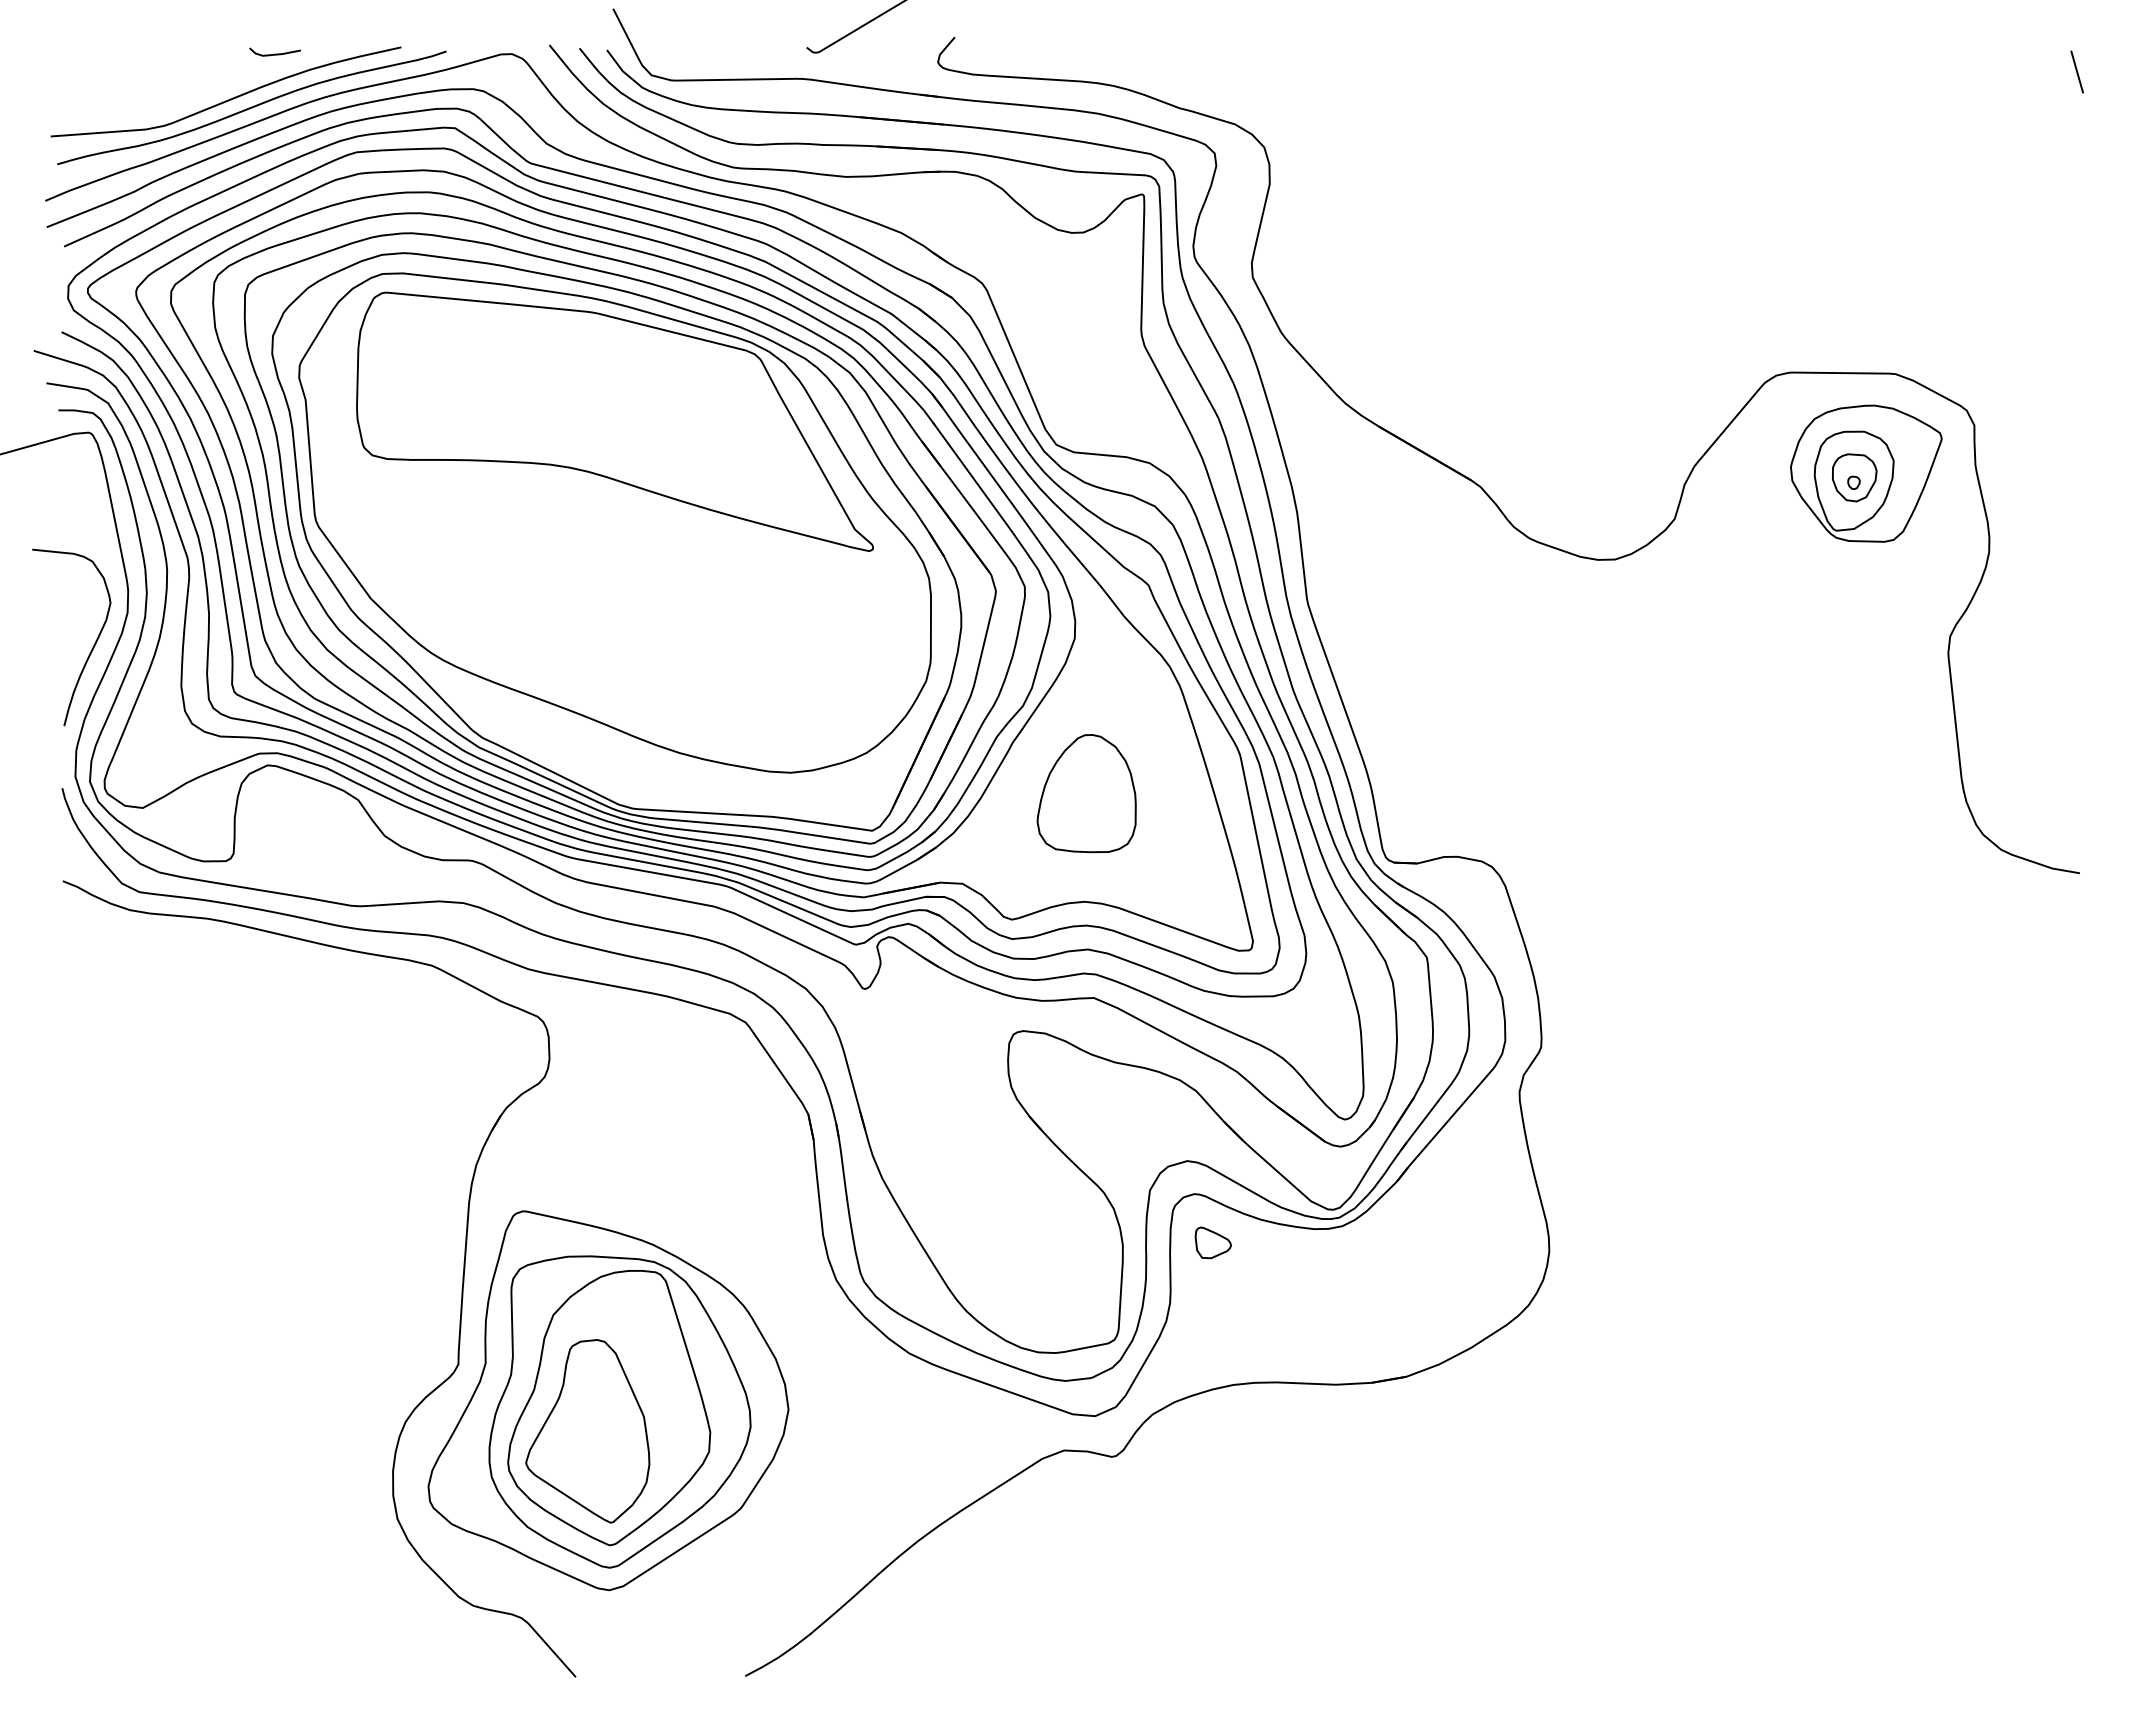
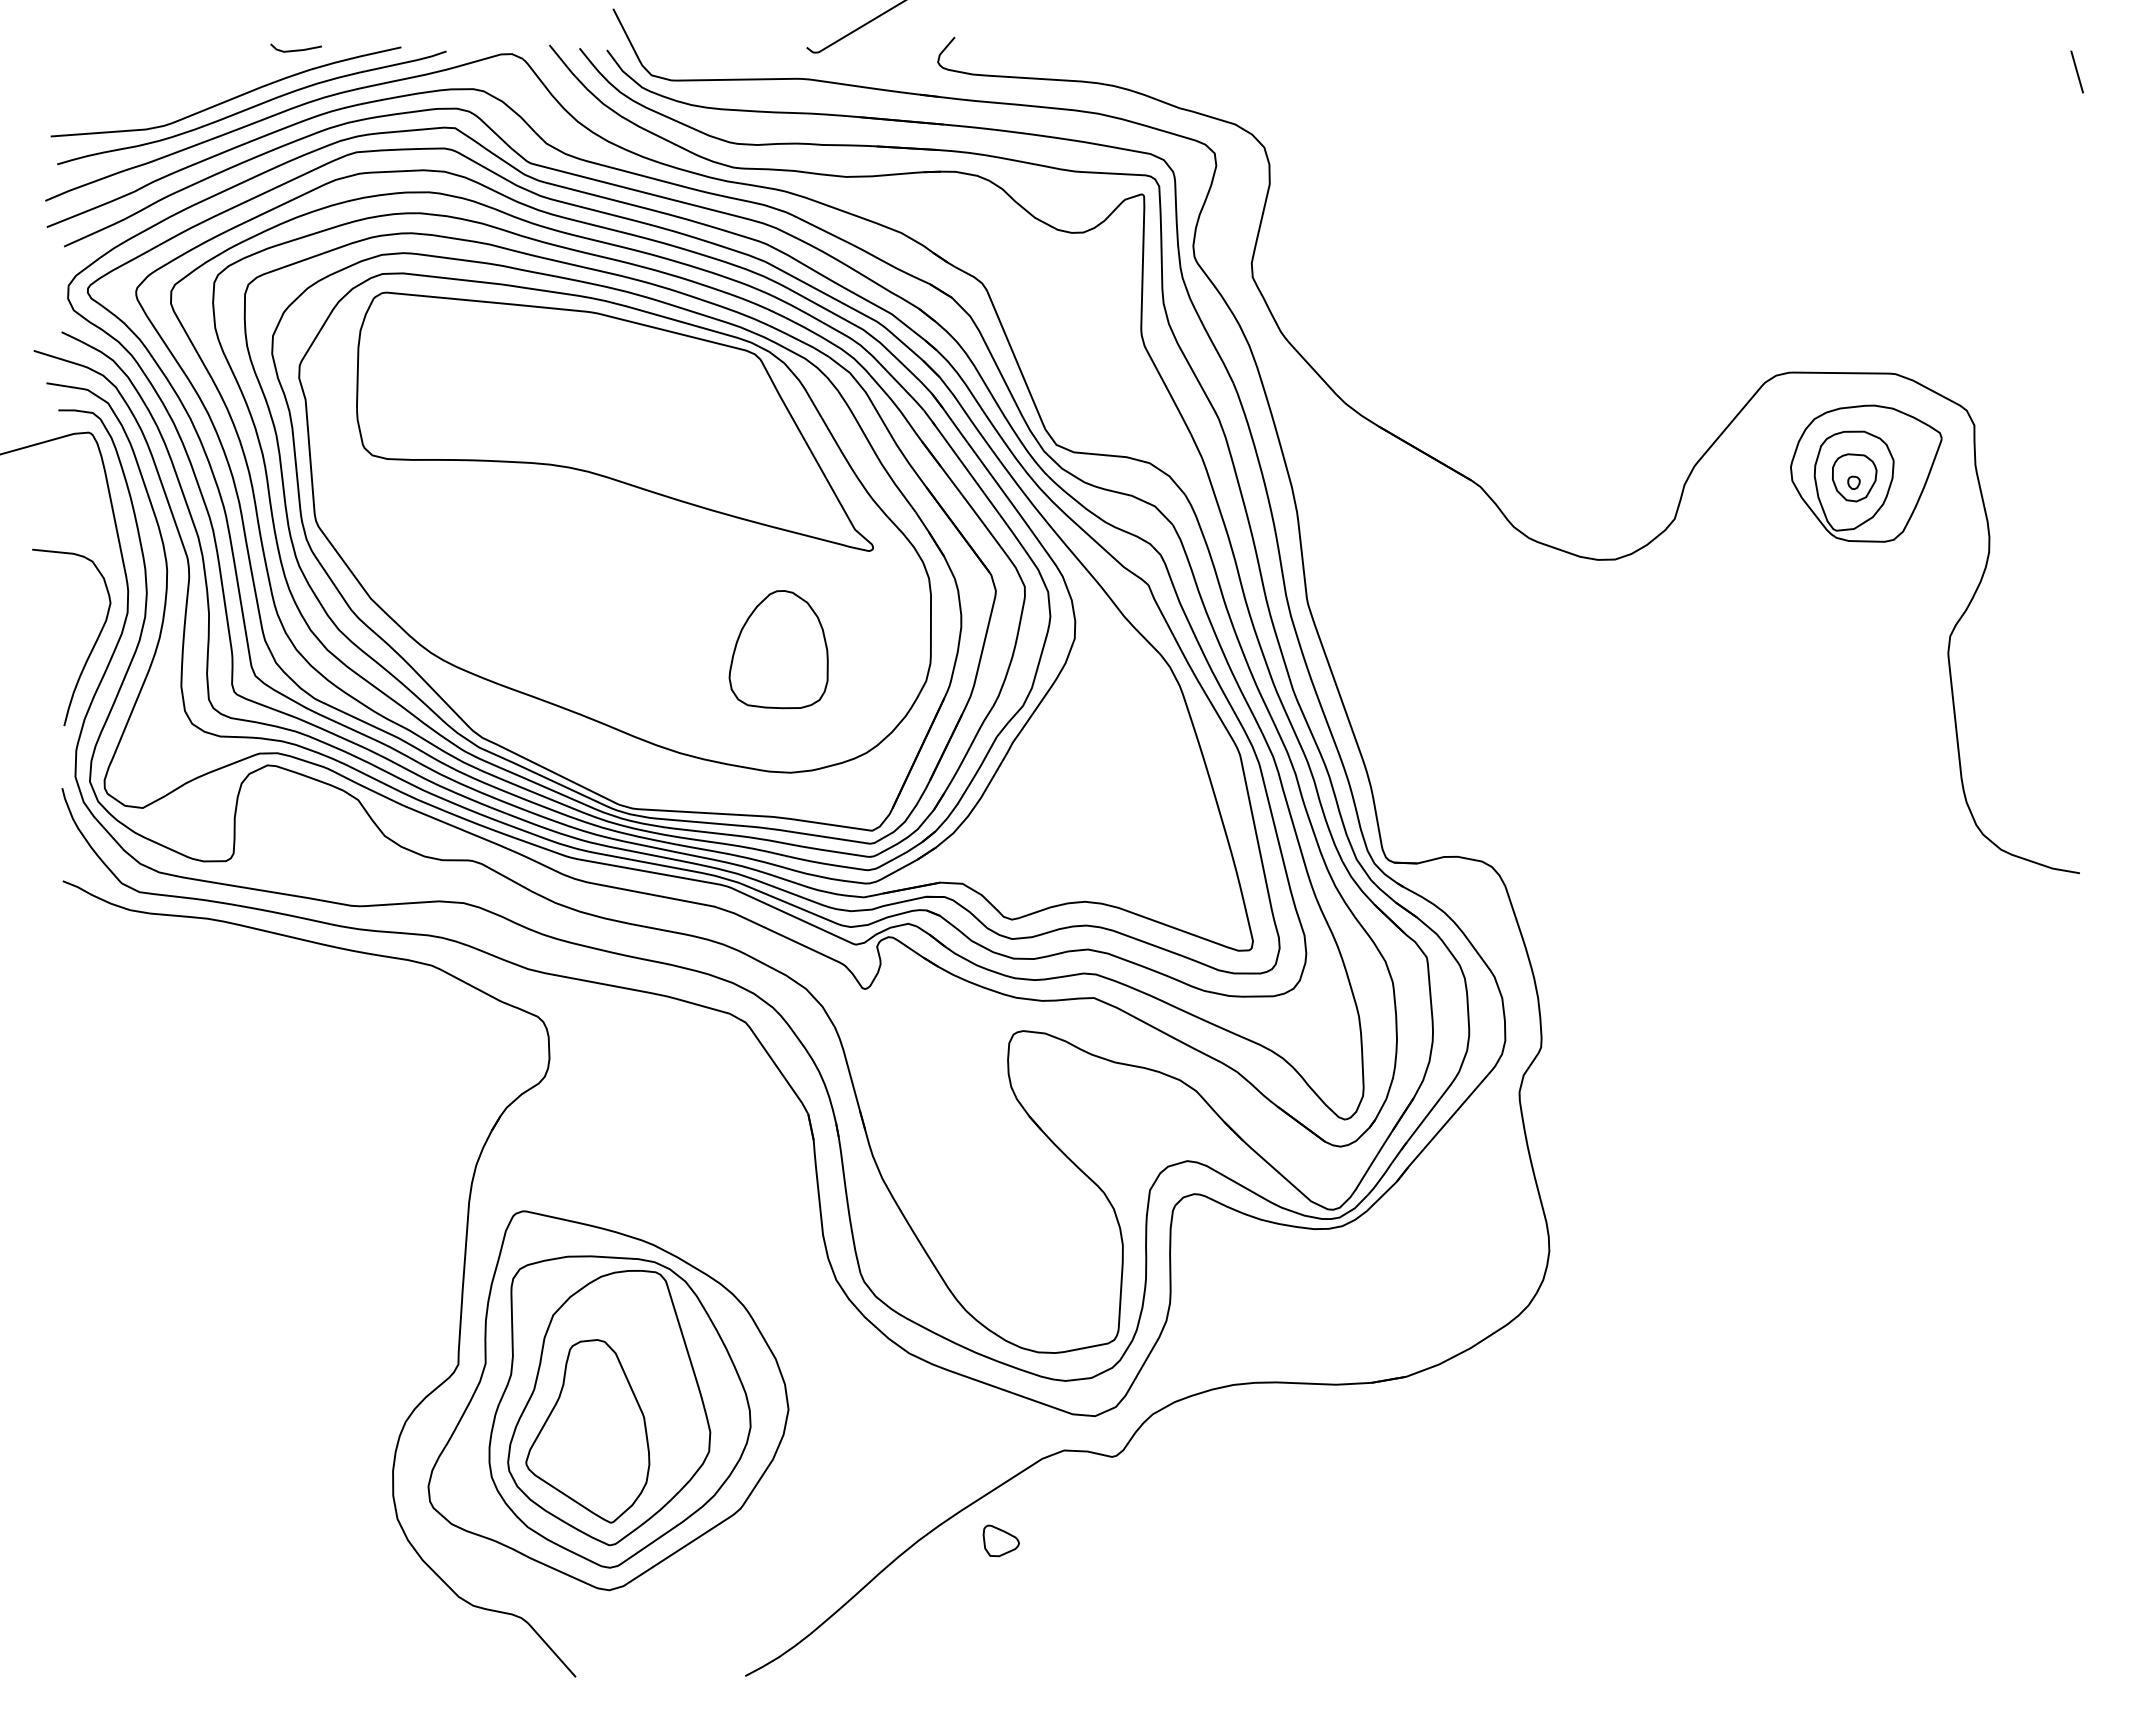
line position: (274, 53) -> (295, 49) (295, 49)
part position: (1086, 793) -> (778, 649) (778, 649)
part position: (1212, 1242) -> (1000, 1540) (1000, 1540)
